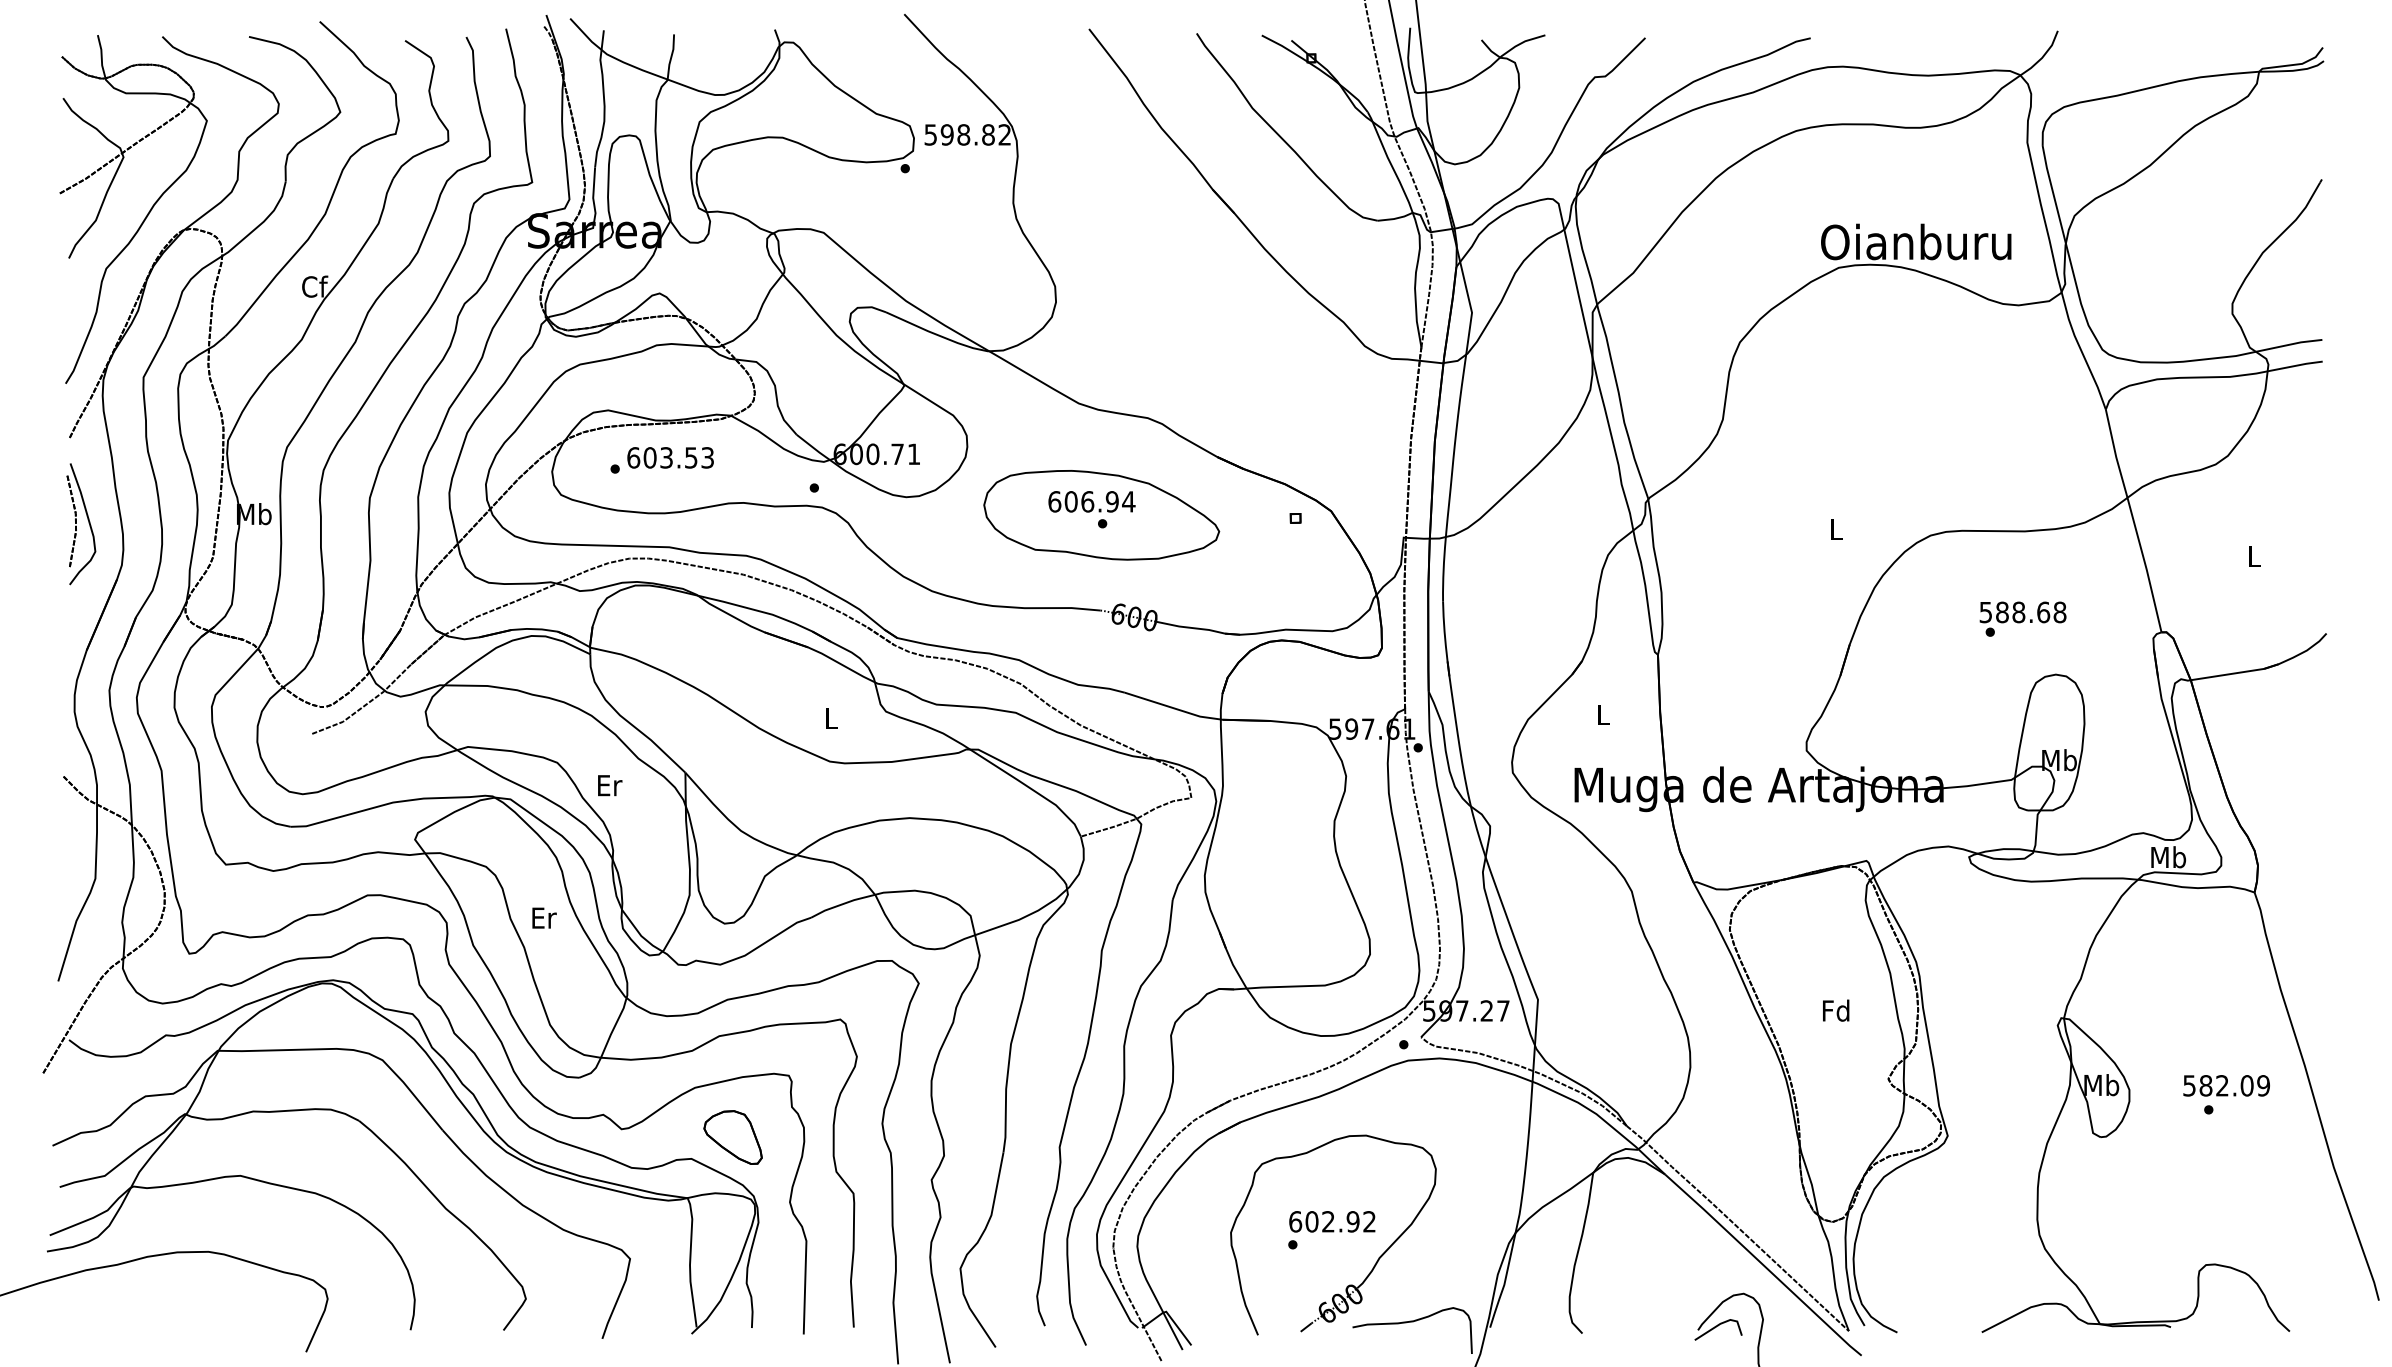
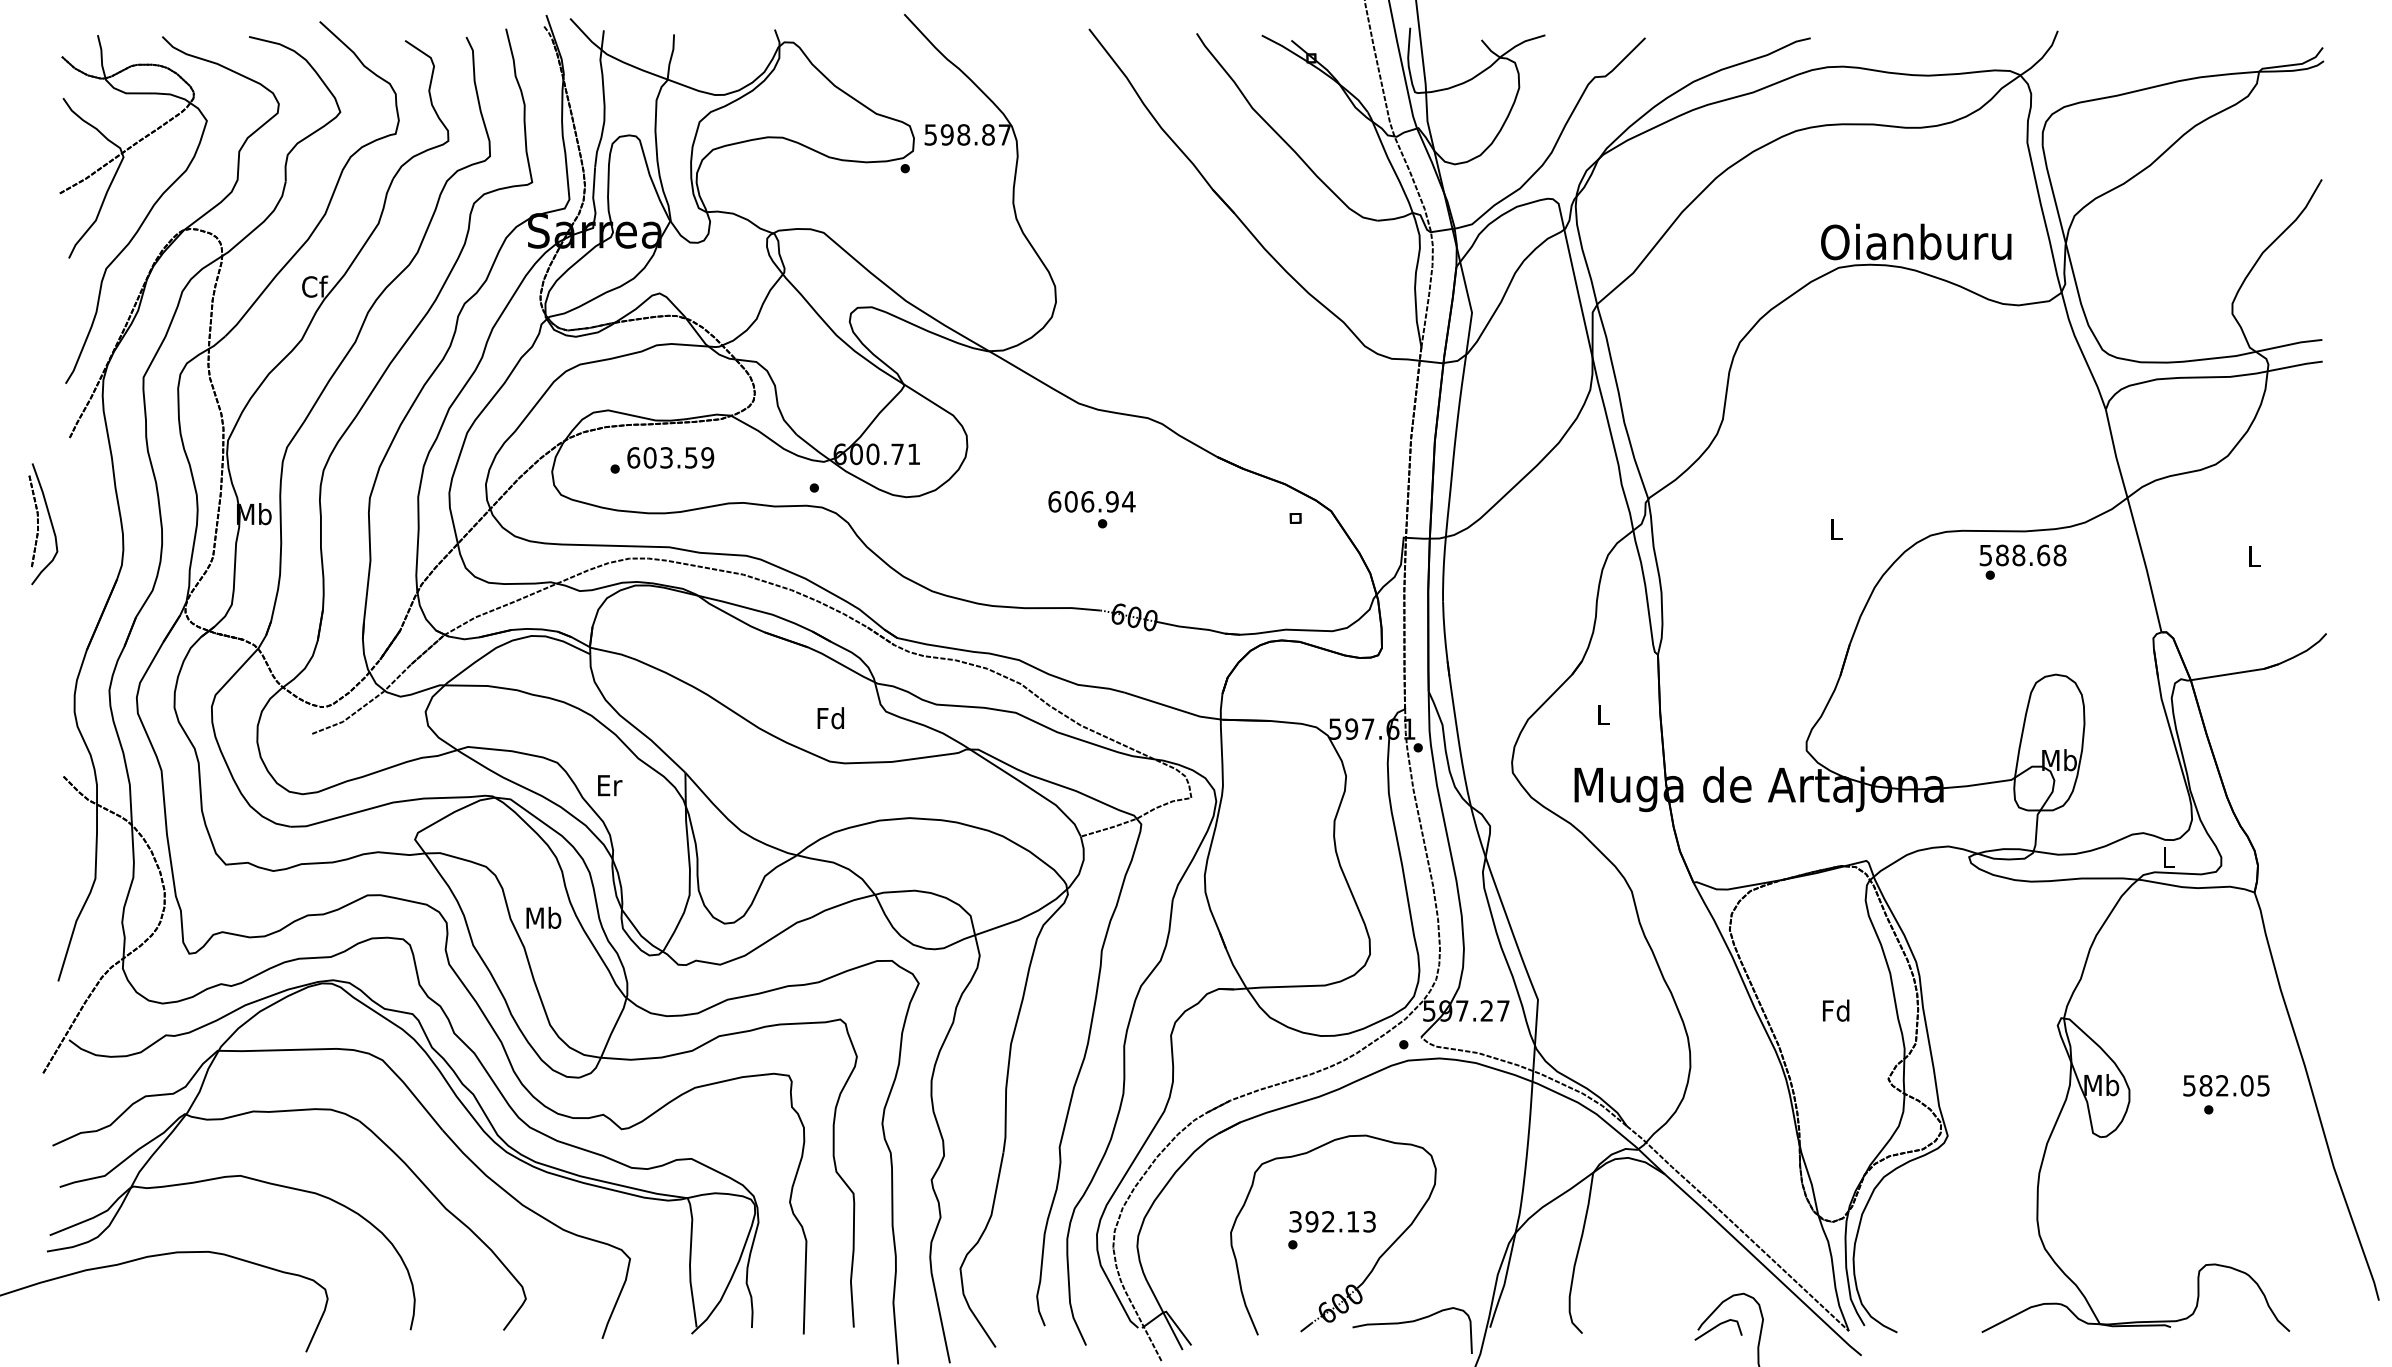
text: 598.82 -> 598.87 (1004, 134)
text: 603.53 -> 603.59 (707, 457)
part: present -> none (1101, 515)
part position: (81, 524) -> (43, 524) (43, 524)
text position: (2022, 618) -> (2022, 561) (2022, 561)
text: L -> Fd (830, 718)
text: Mb -> L (2168, 857)
text: Er -> Mb (543, 917)
text: 582.09 -> 582.05 (2263, 1085)
part: present -> none (732, 1137)
text: 602.92 -> 392.13 (1332, 1221)
